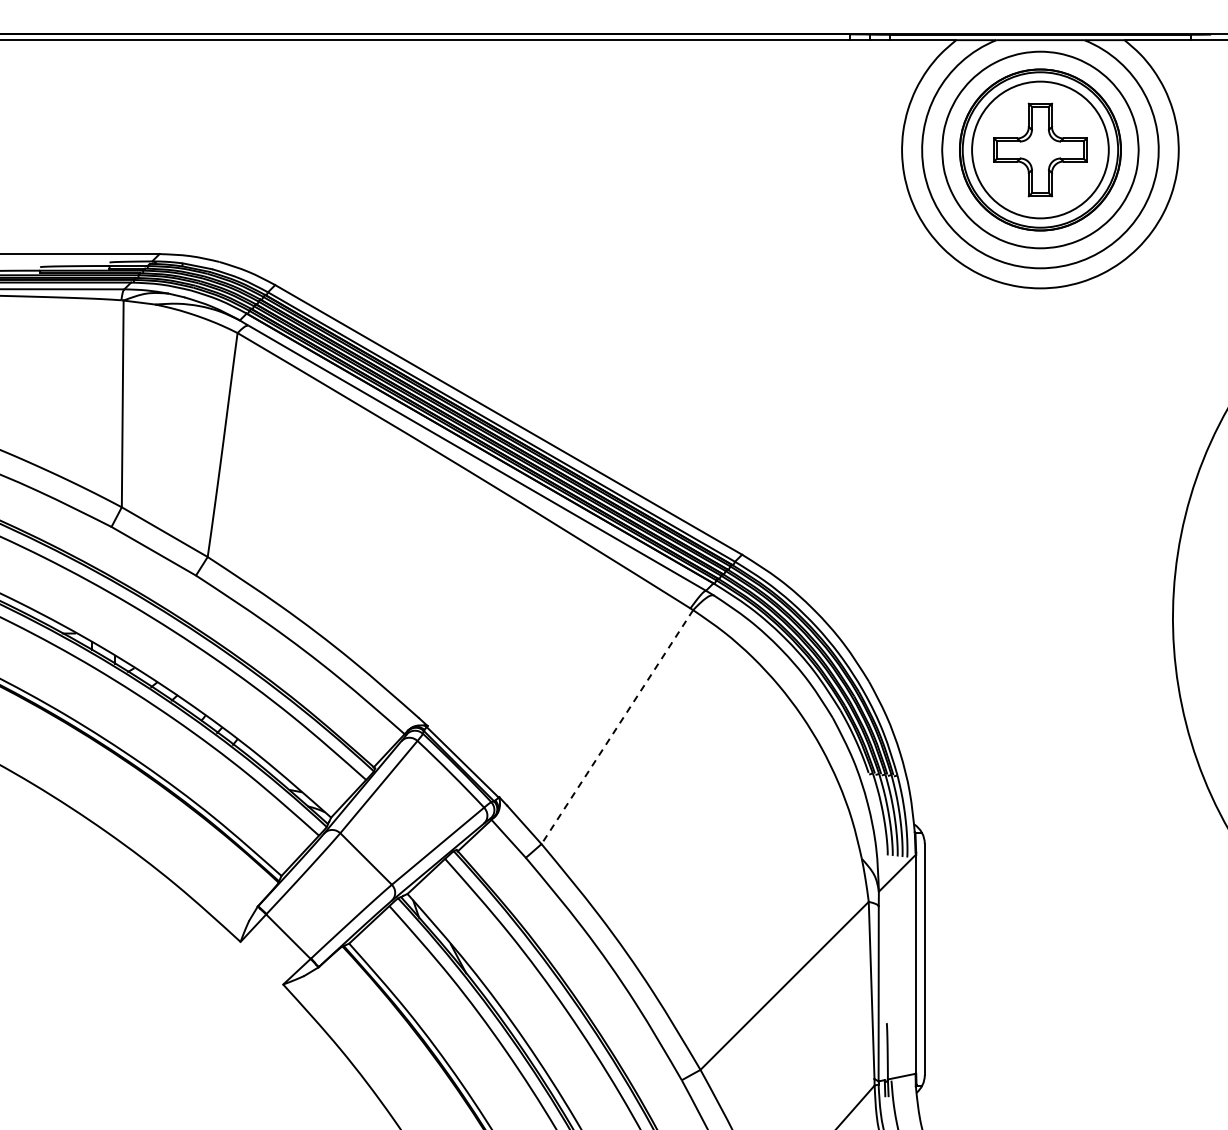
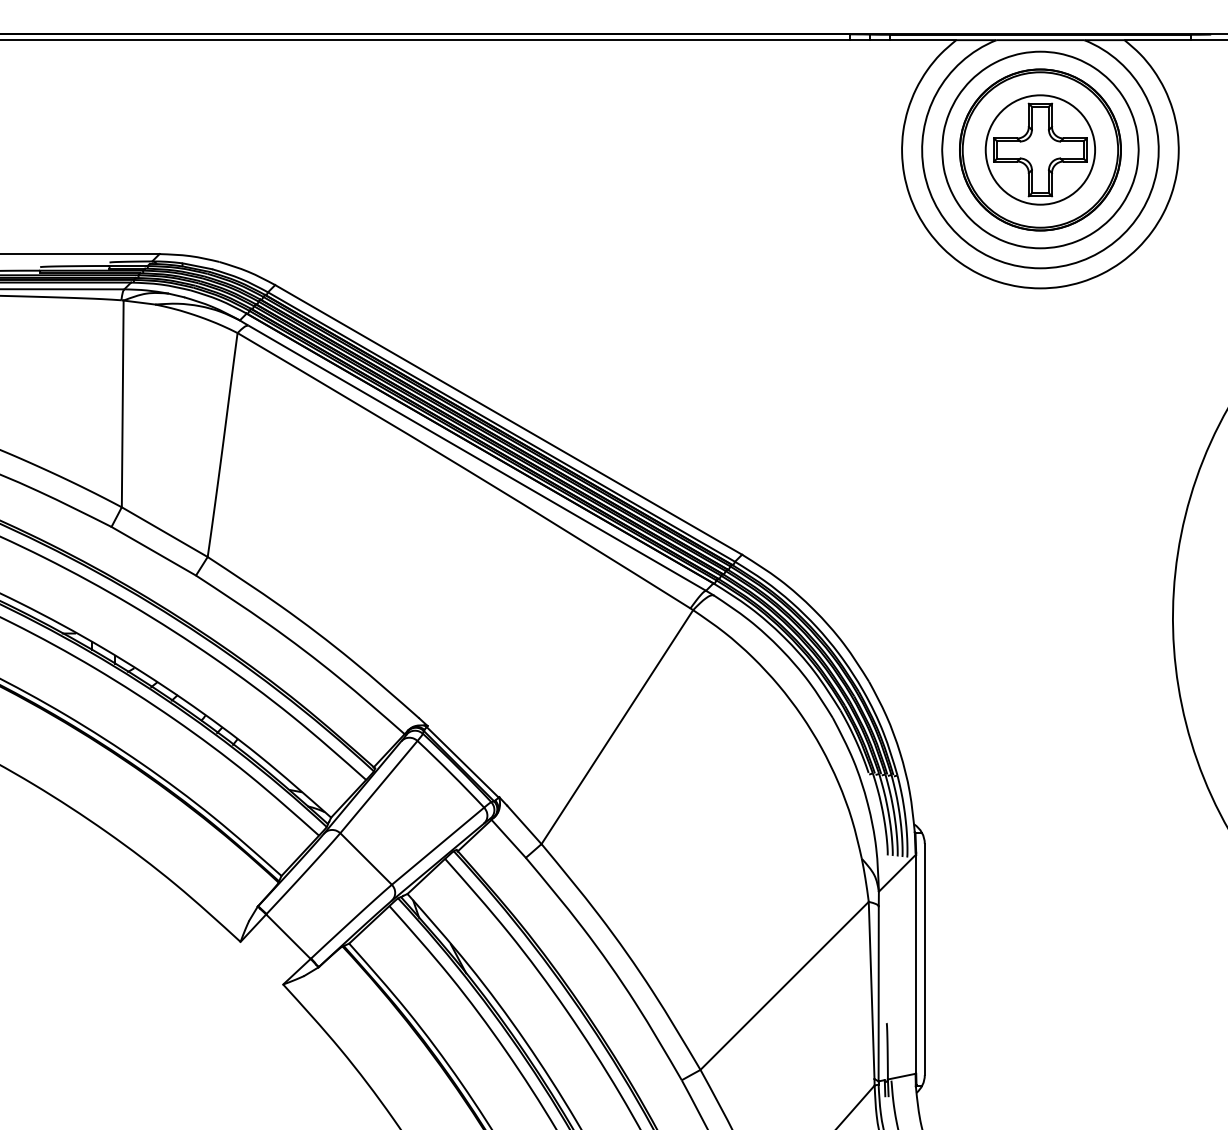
circle diameter: 137 px -> 109 px (1040, 149)
line: dashed -> solid (617, 727)
